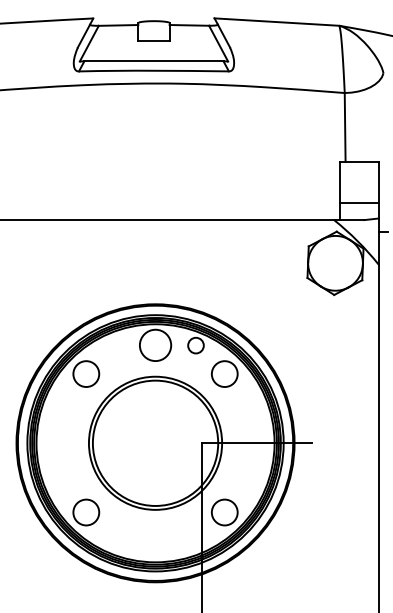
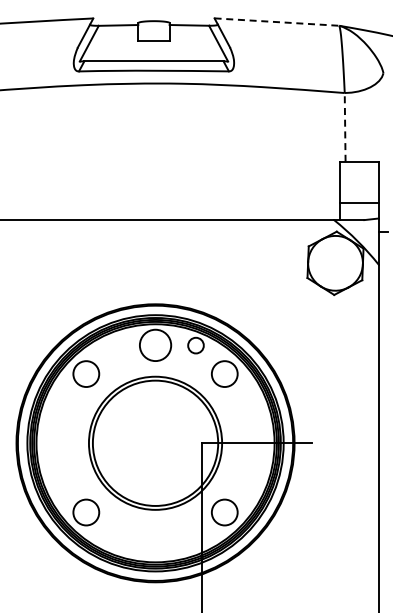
line: solid -> dashed (277, 22)
line: solid -> dashed (345, 126)
